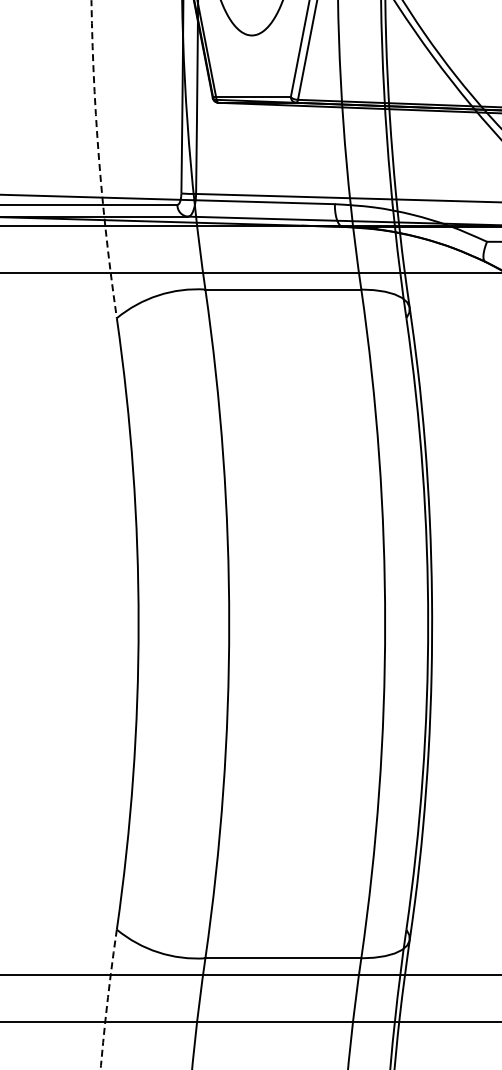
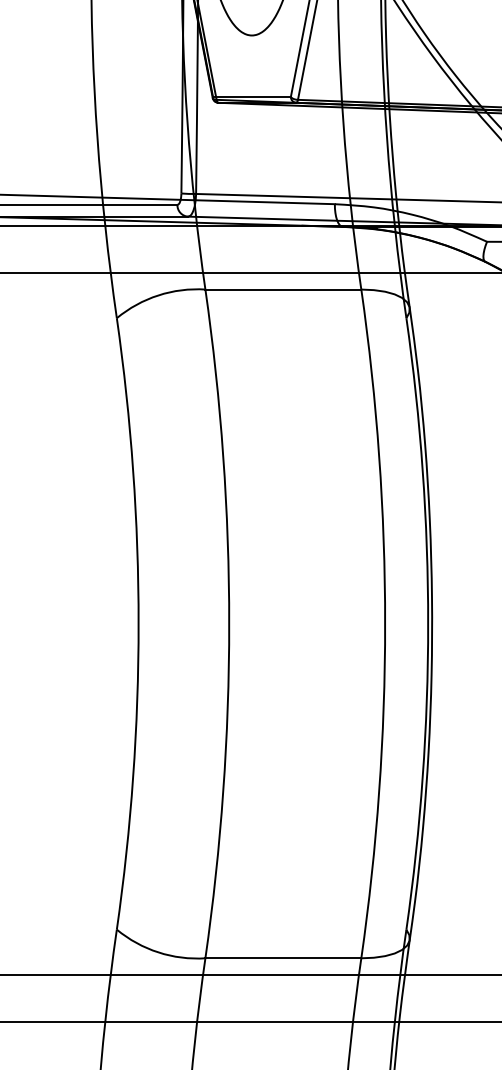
arc: dashed -> solid (99, 159)
arc: dashed -> solid (107, 1000)
